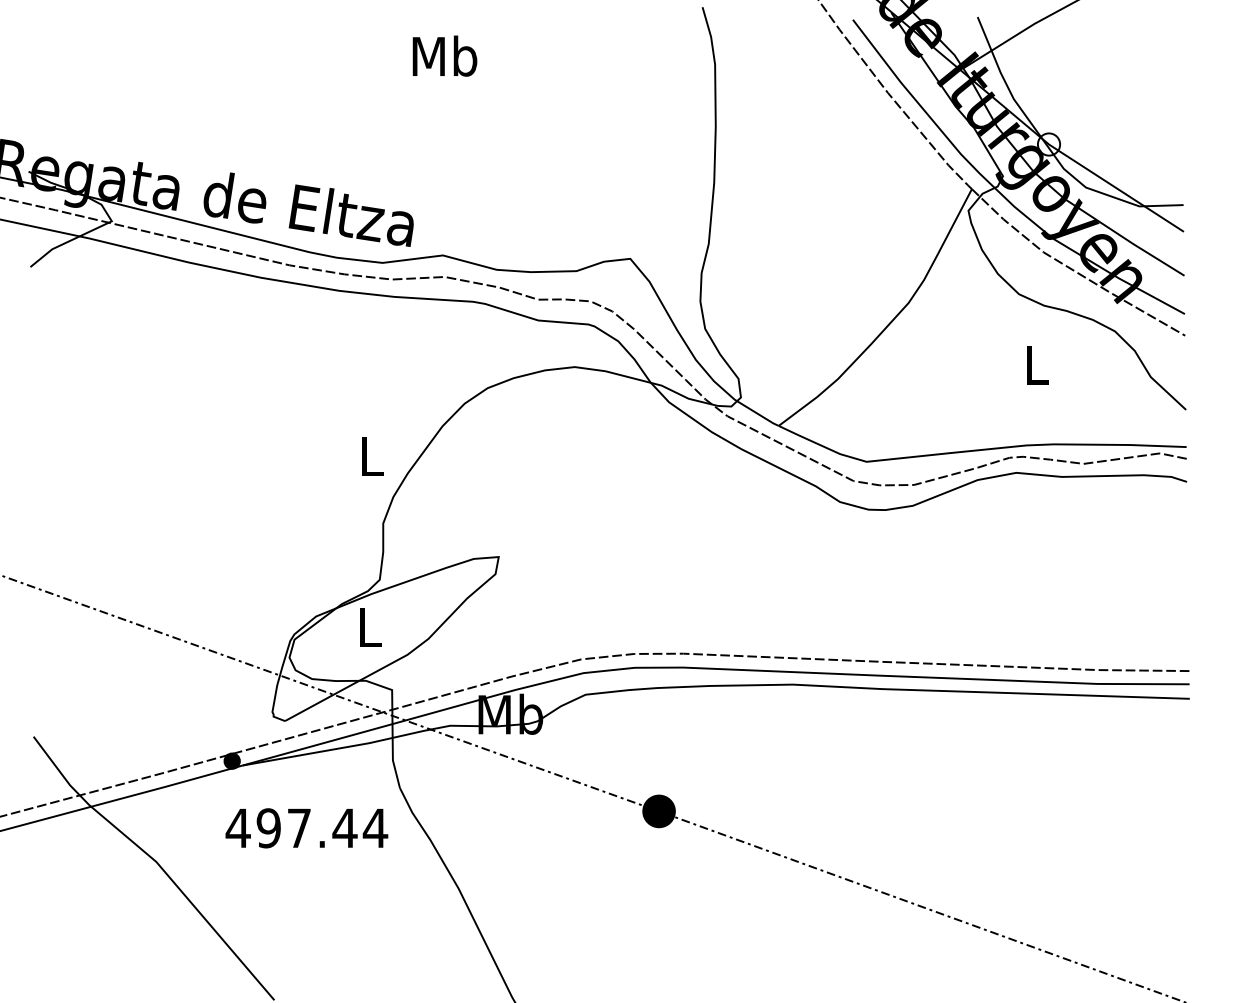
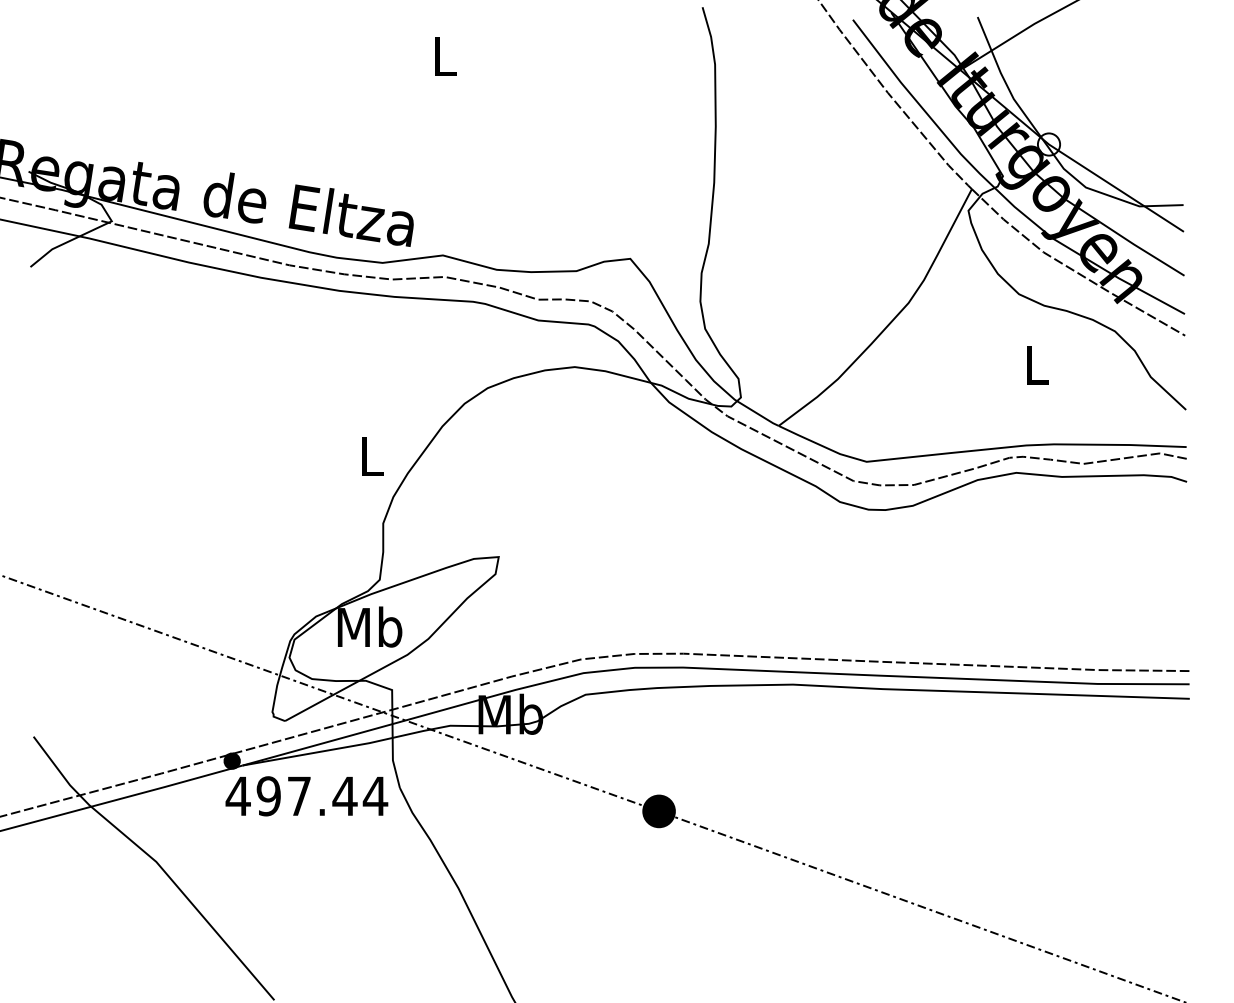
text: Mb -> L (444, 55)
text: L -> Mb (369, 626)
text position: (306, 828) -> (306, 796) (306, 796)
